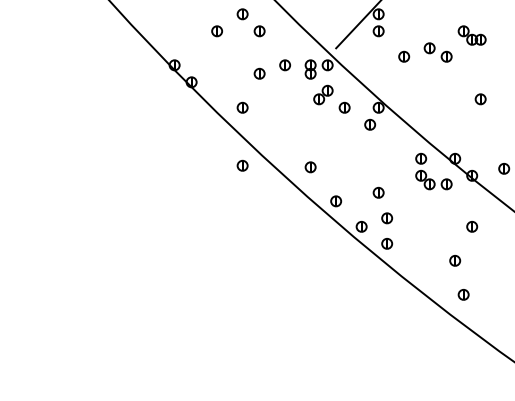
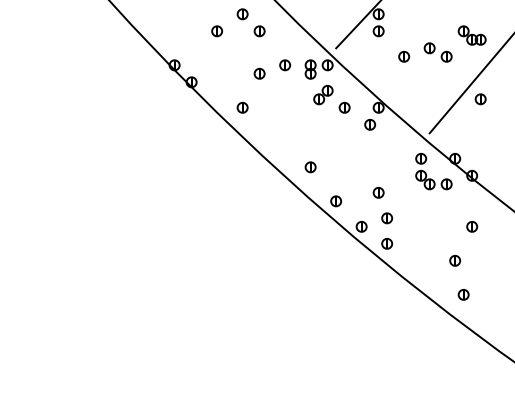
line: none -> present (470, 84)
part: present -> none (242, 165)
part: present -> none (504, 168)
